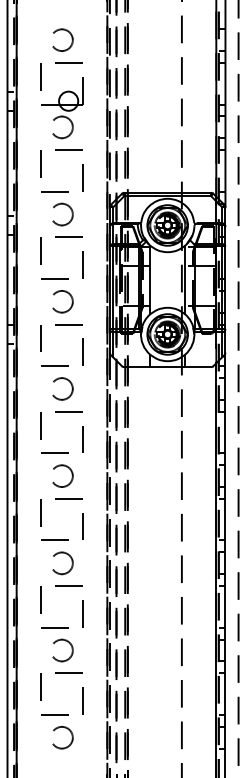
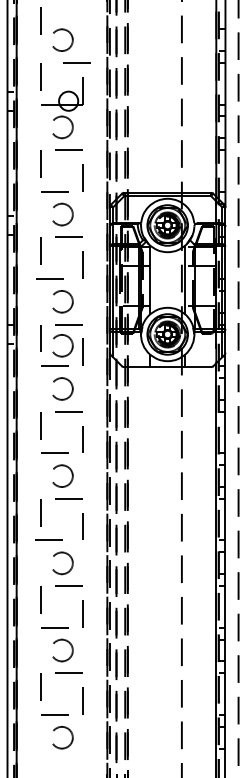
line: none -> present (40, 20)
line position: (68, 62) -> (76, 62) (76, 62)
line position: (54, 278) -> (49, 278) (49, 278)
circle: none -> present (62, 345)
line position: (54, 539) -> (48, 539) (48, 539)
